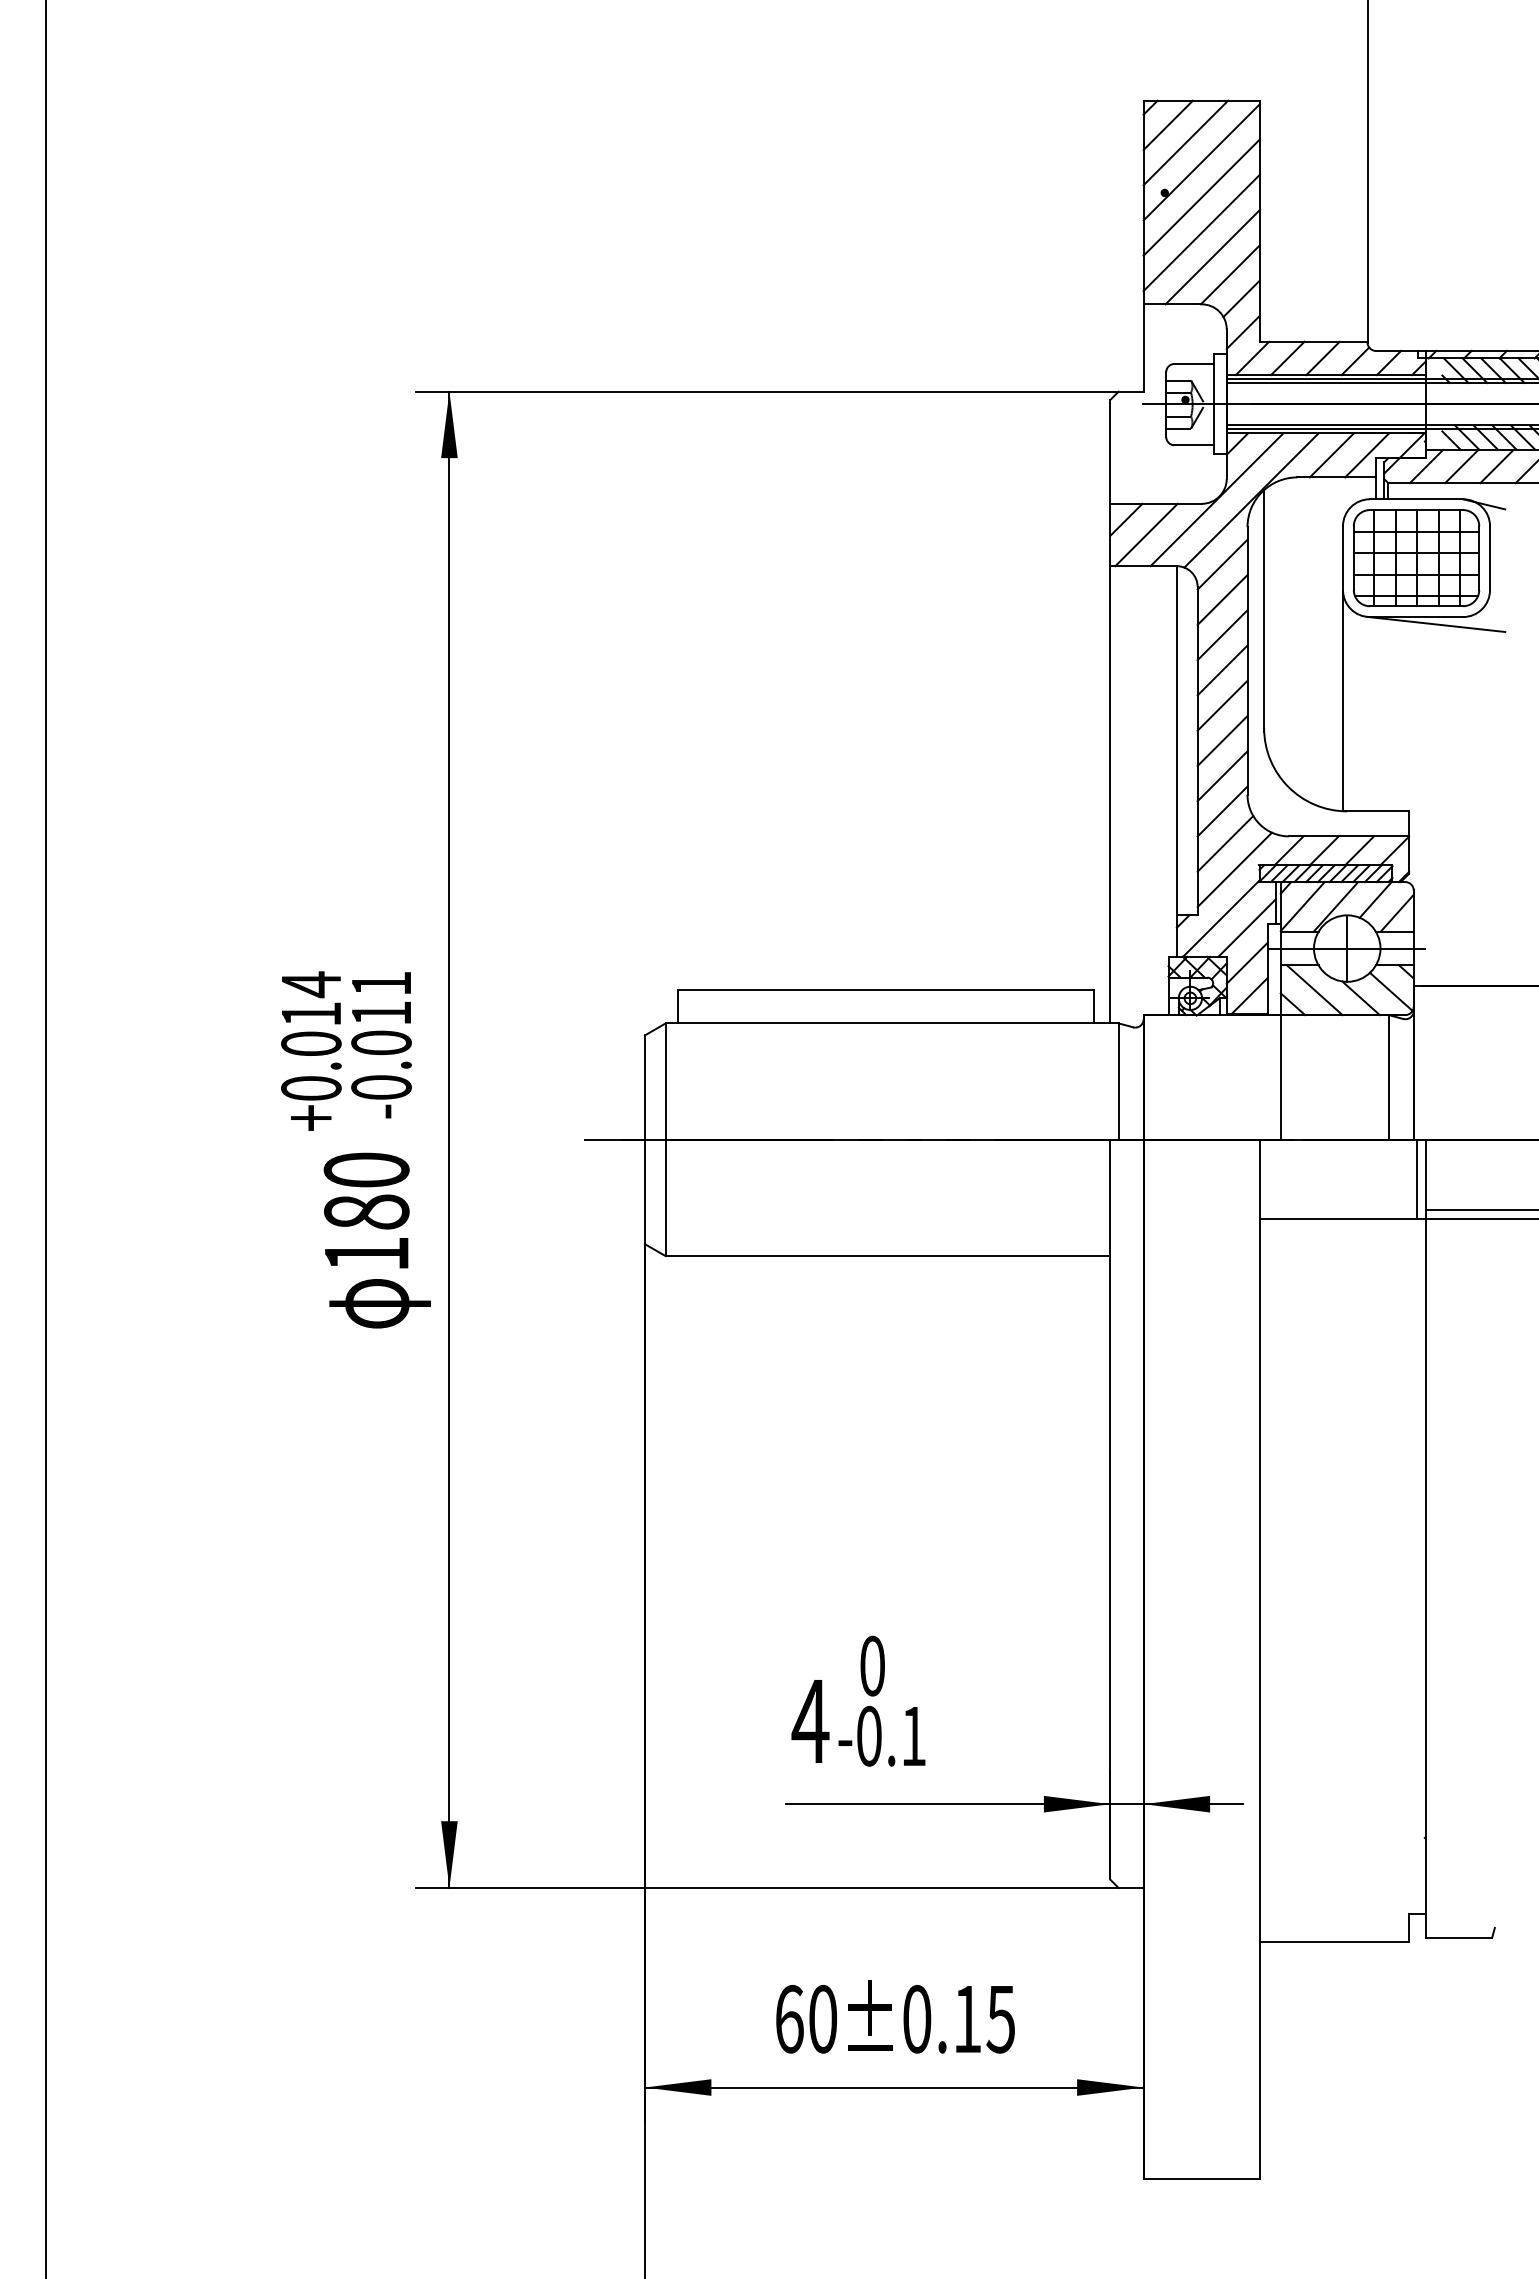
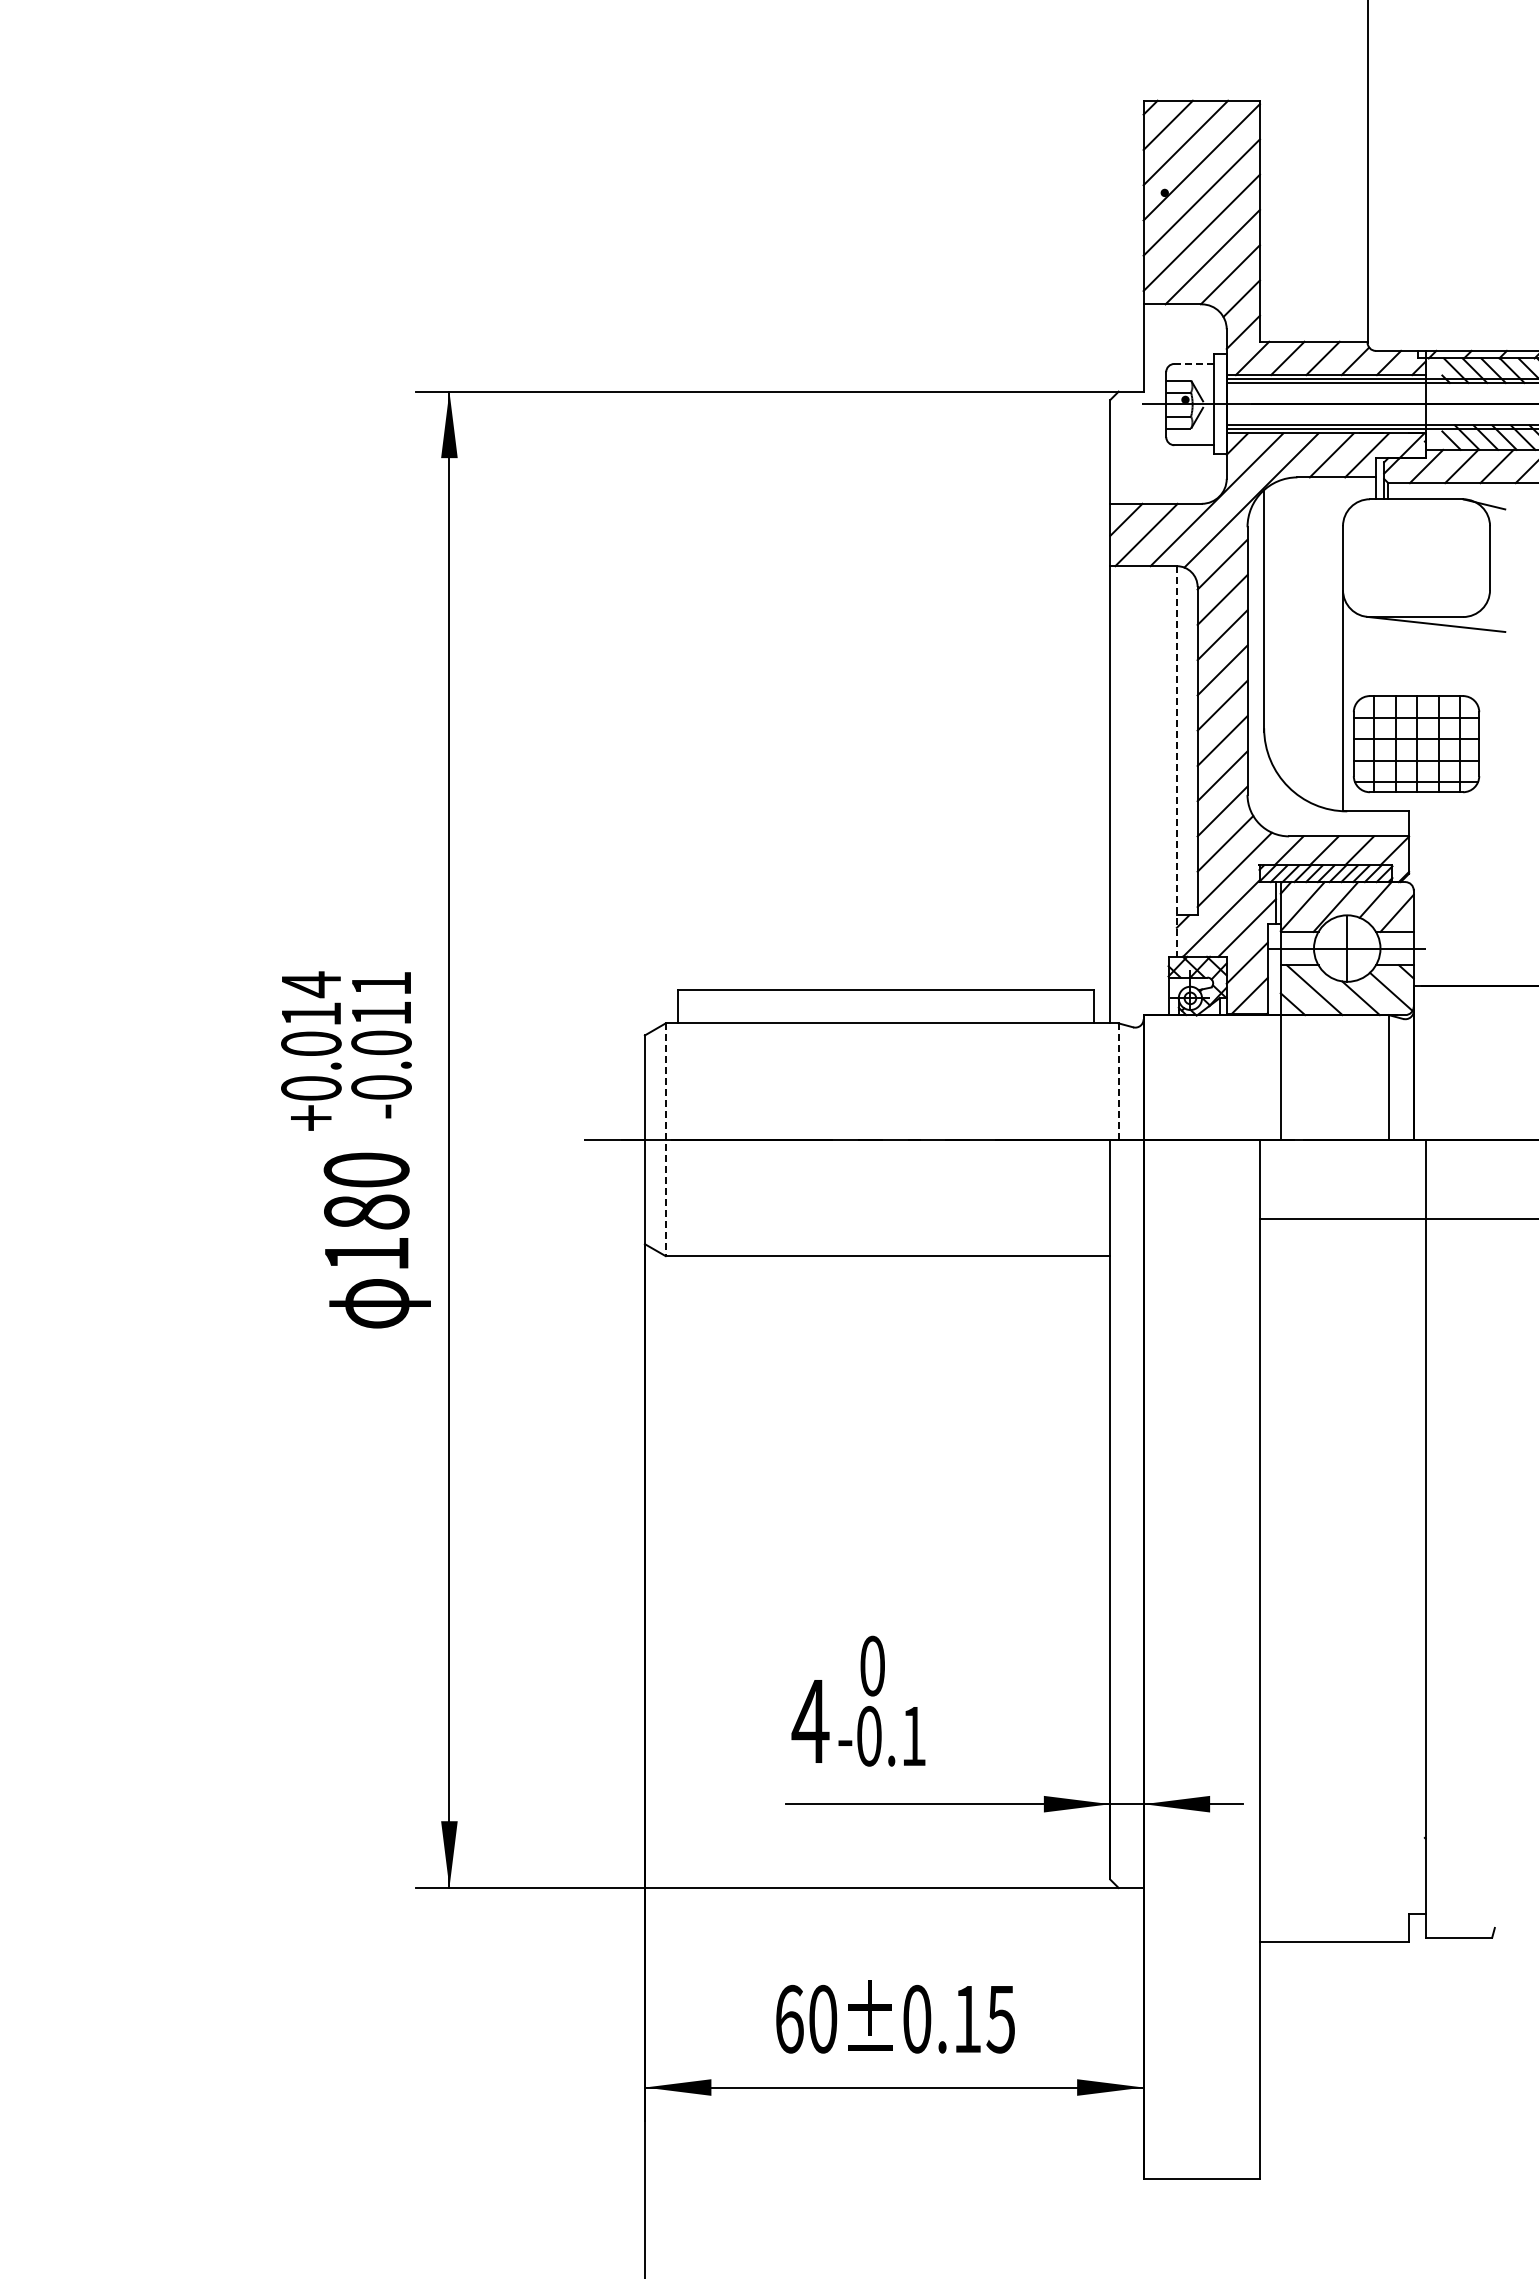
line: solid -> dashed (1193, 363)
part position: (1416, 558) -> (1416, 744) (1416, 744)
line: solid -> dashed (1176, 762)
line: solid -> dashed (1118, 1082)
line: present -> none (46, 1138)
line: solid -> dashed (665, 1140)
line: present -> none (1417, 1178)
line: present -> none (1480, 1210)
